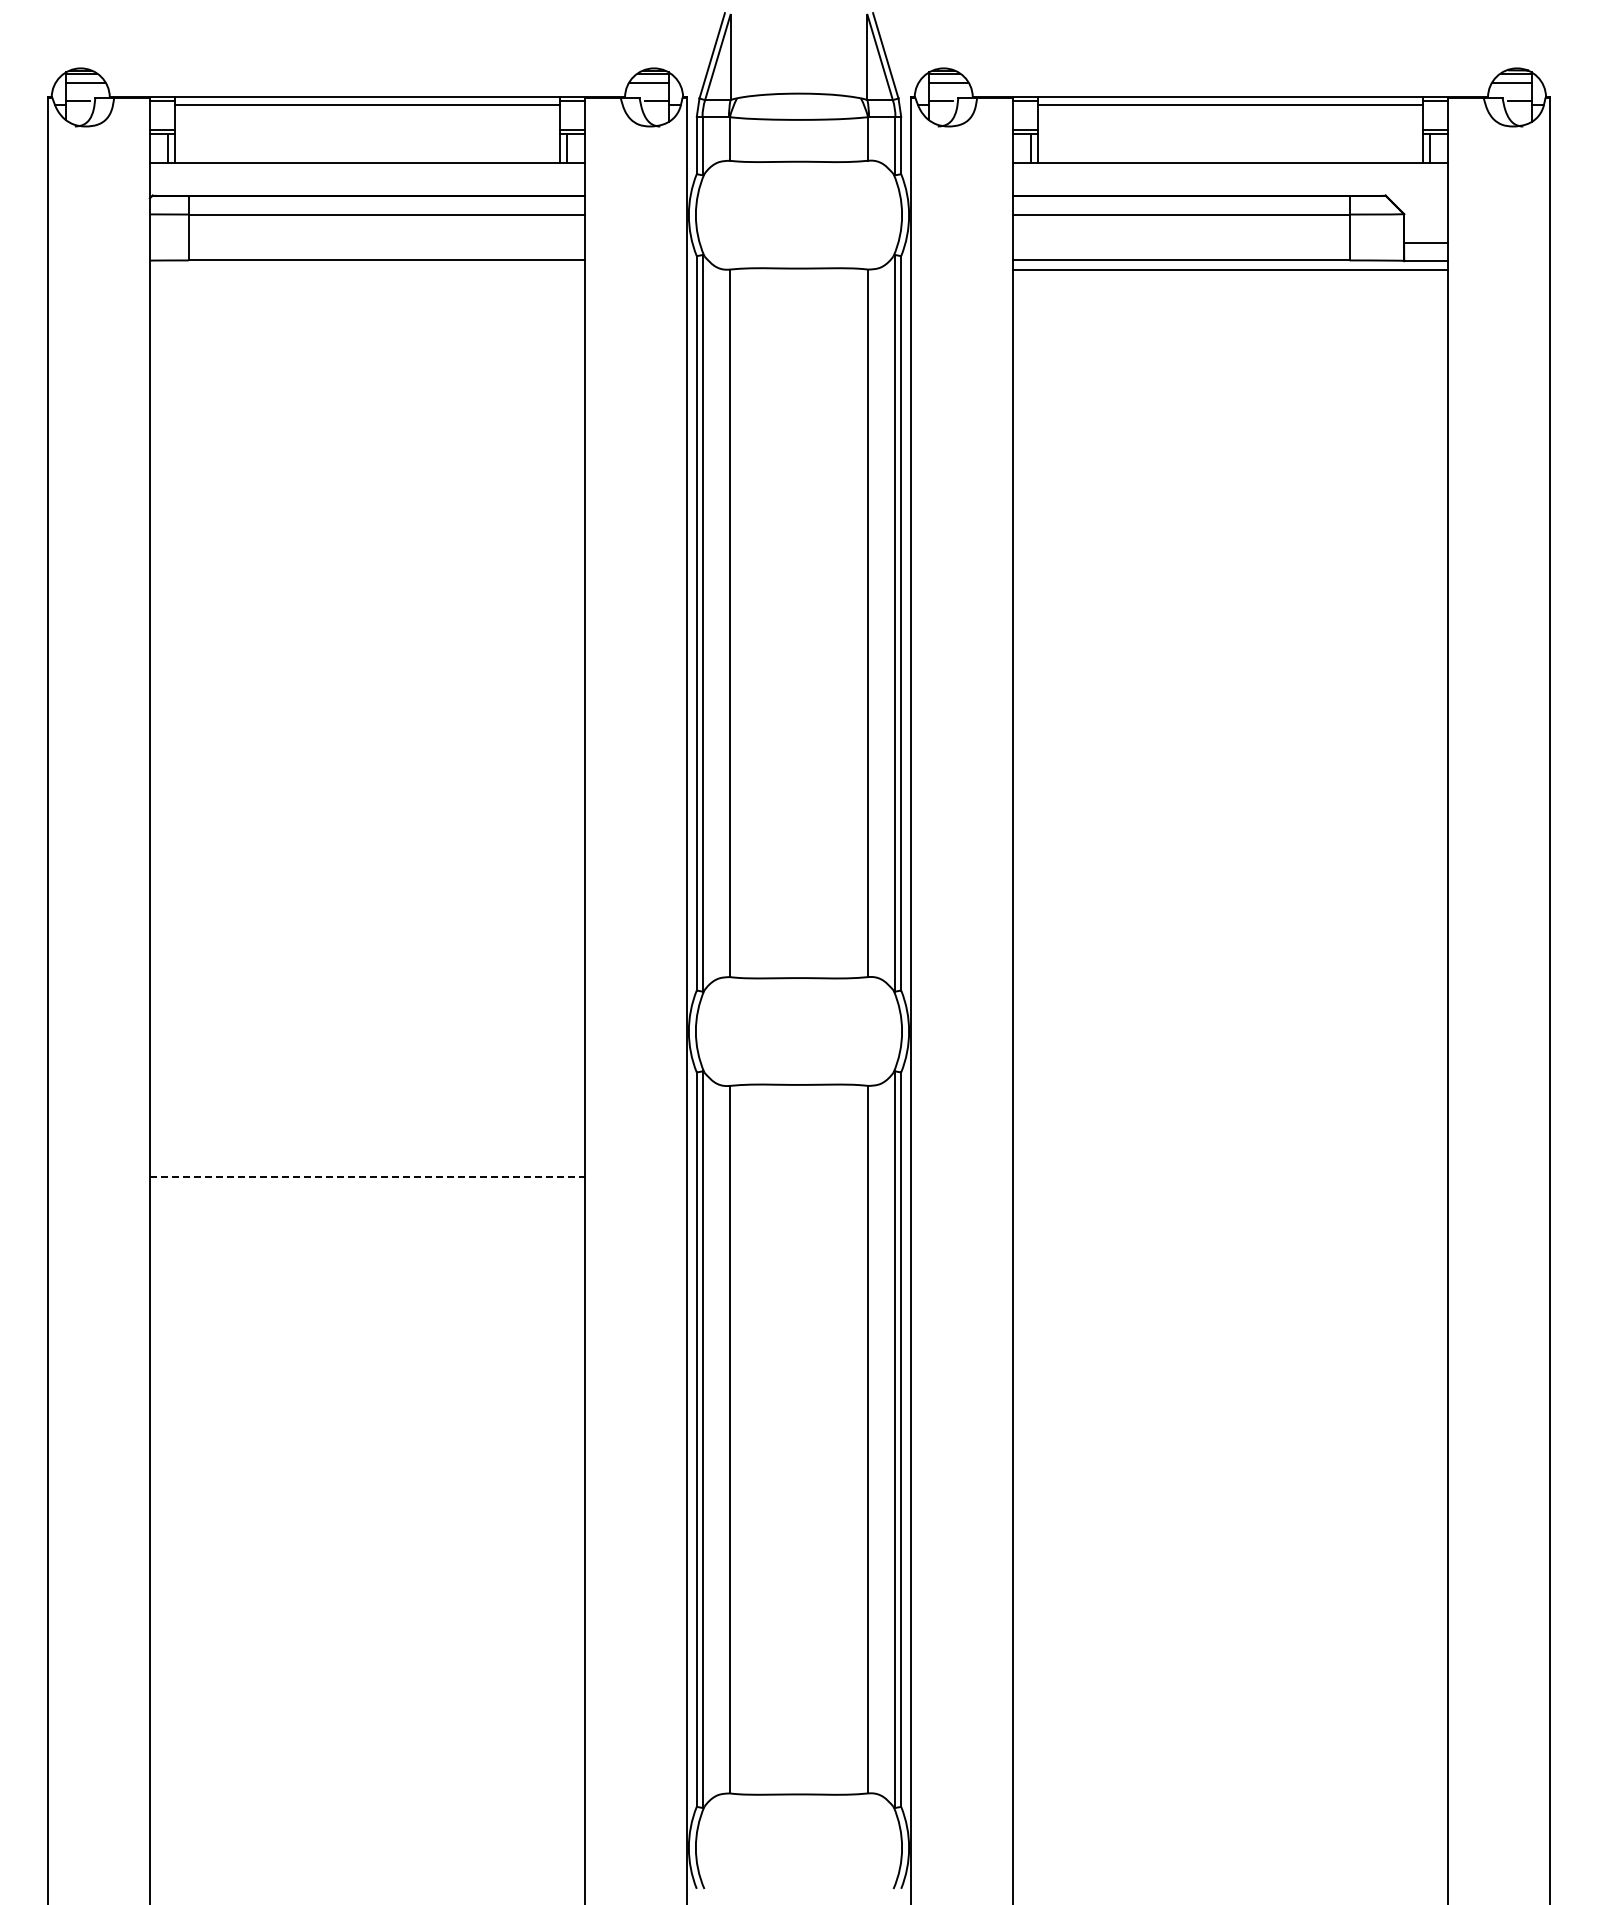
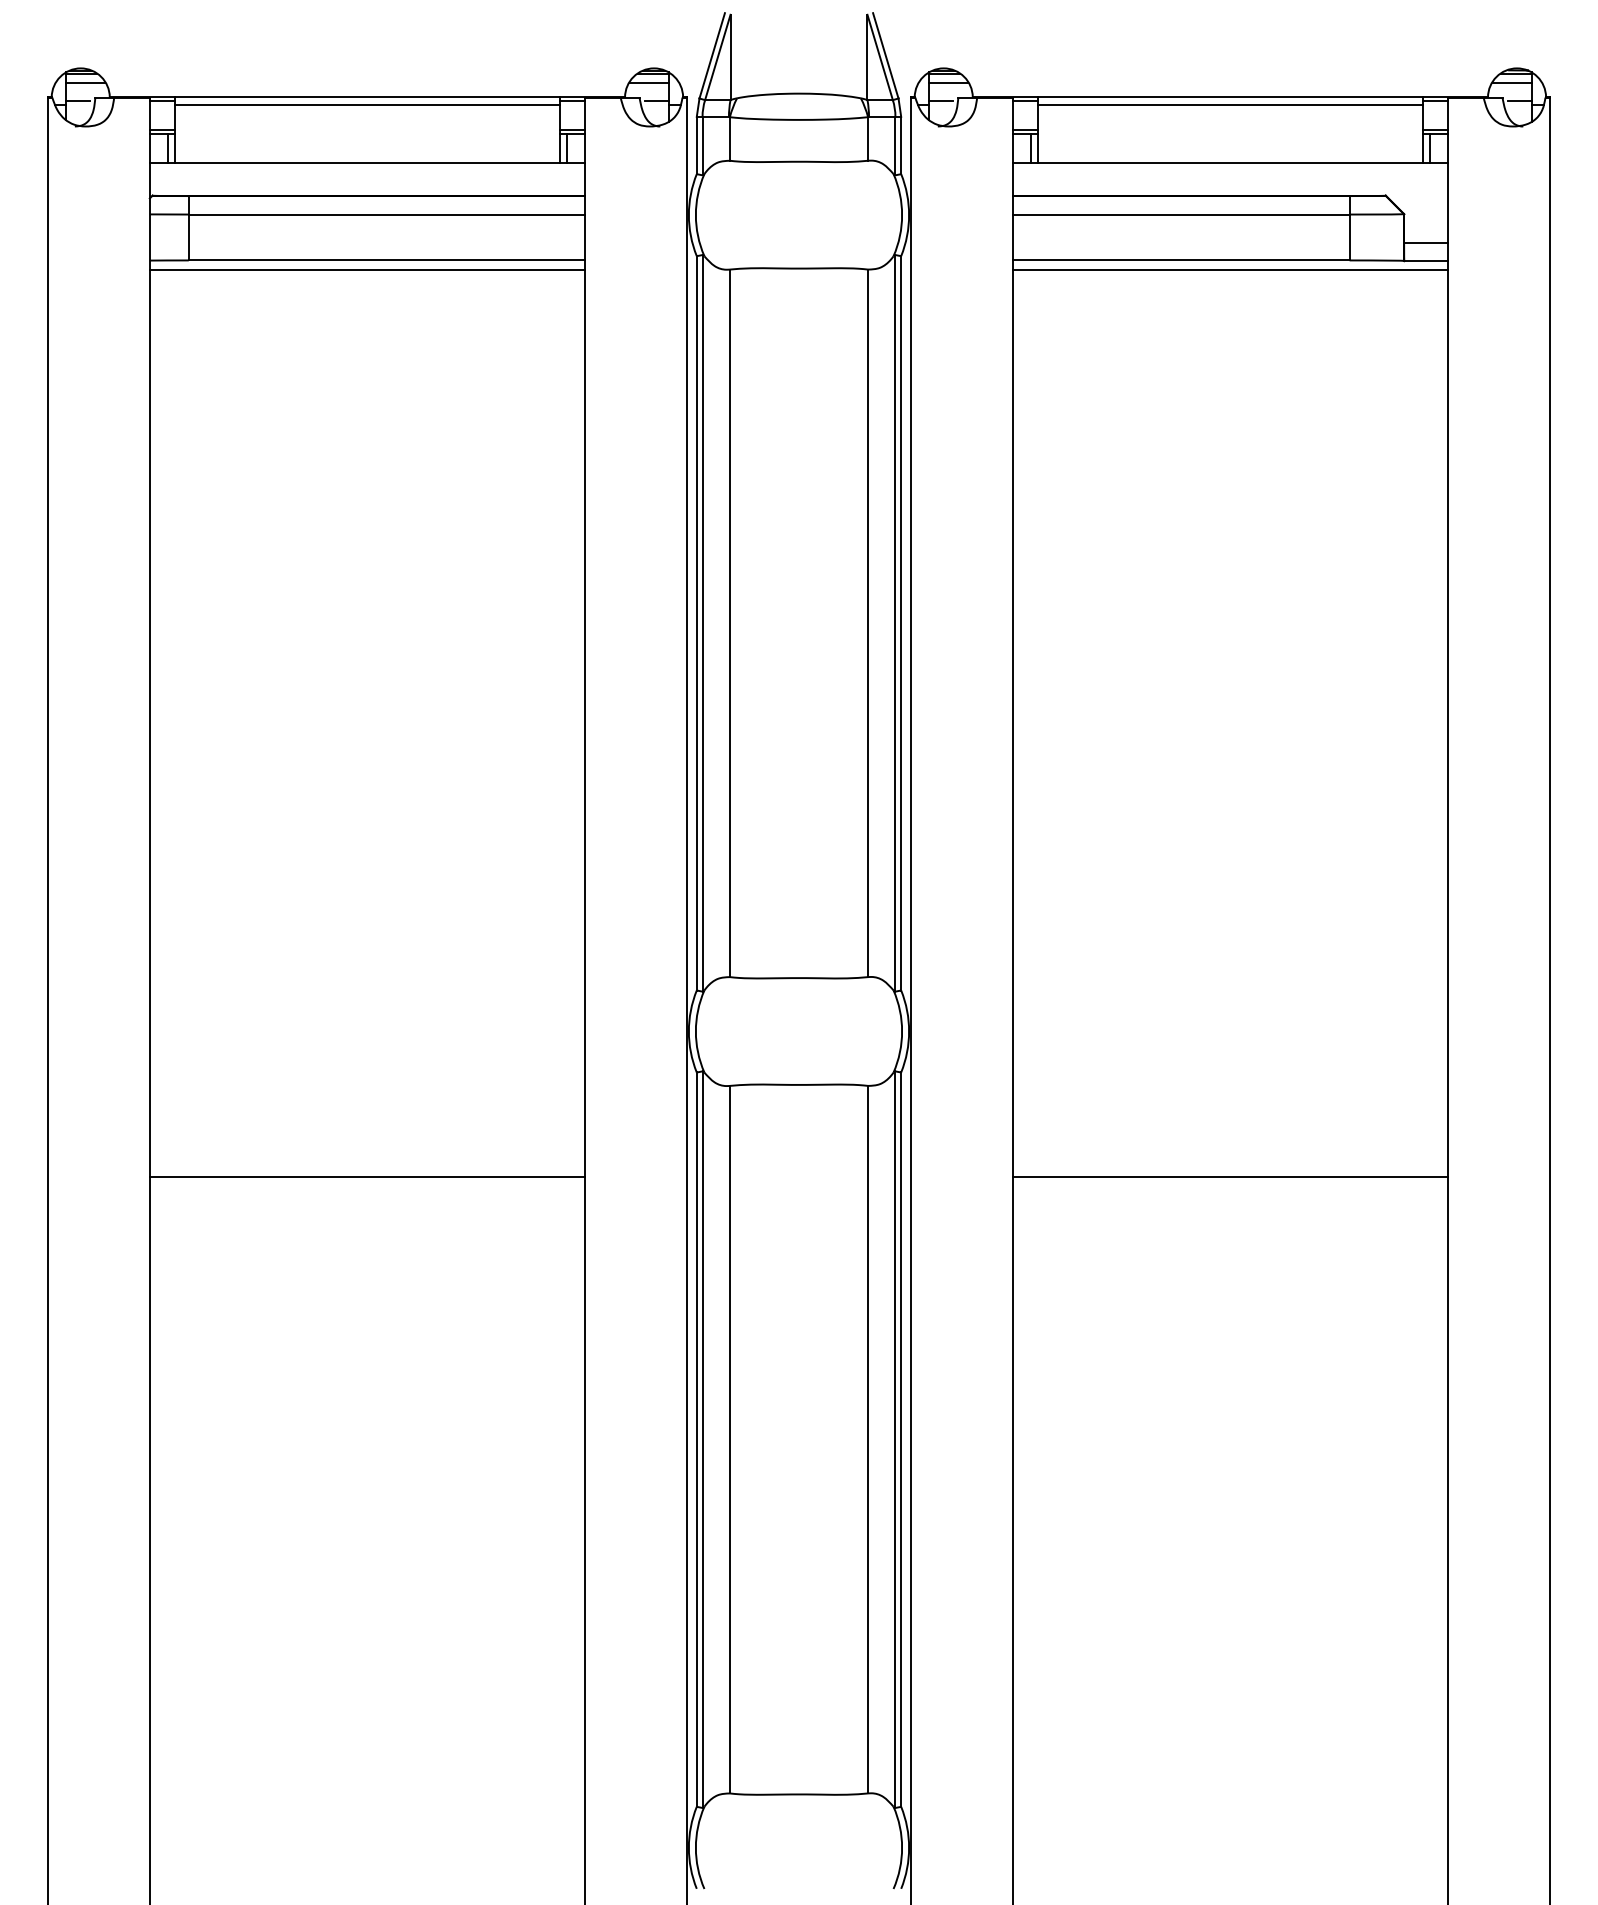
line: none -> present (367, 269)
line: dashed -> solid (367, 1176)
line: none -> present (1230, 1176)
